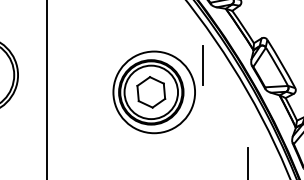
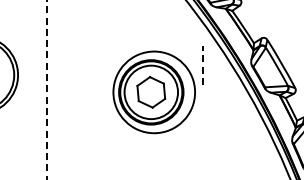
line: solid -> dashed (202, 65)
line: solid -> dashed (46, 90)
line: present -> none (247, 162)
